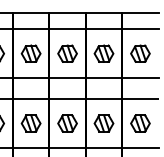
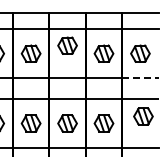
part position: (67, 53) -> (67, 45) (67, 45)
line: solid -> dashed (140, 78)
part position: (140, 123) -> (143, 116) (143, 116)
